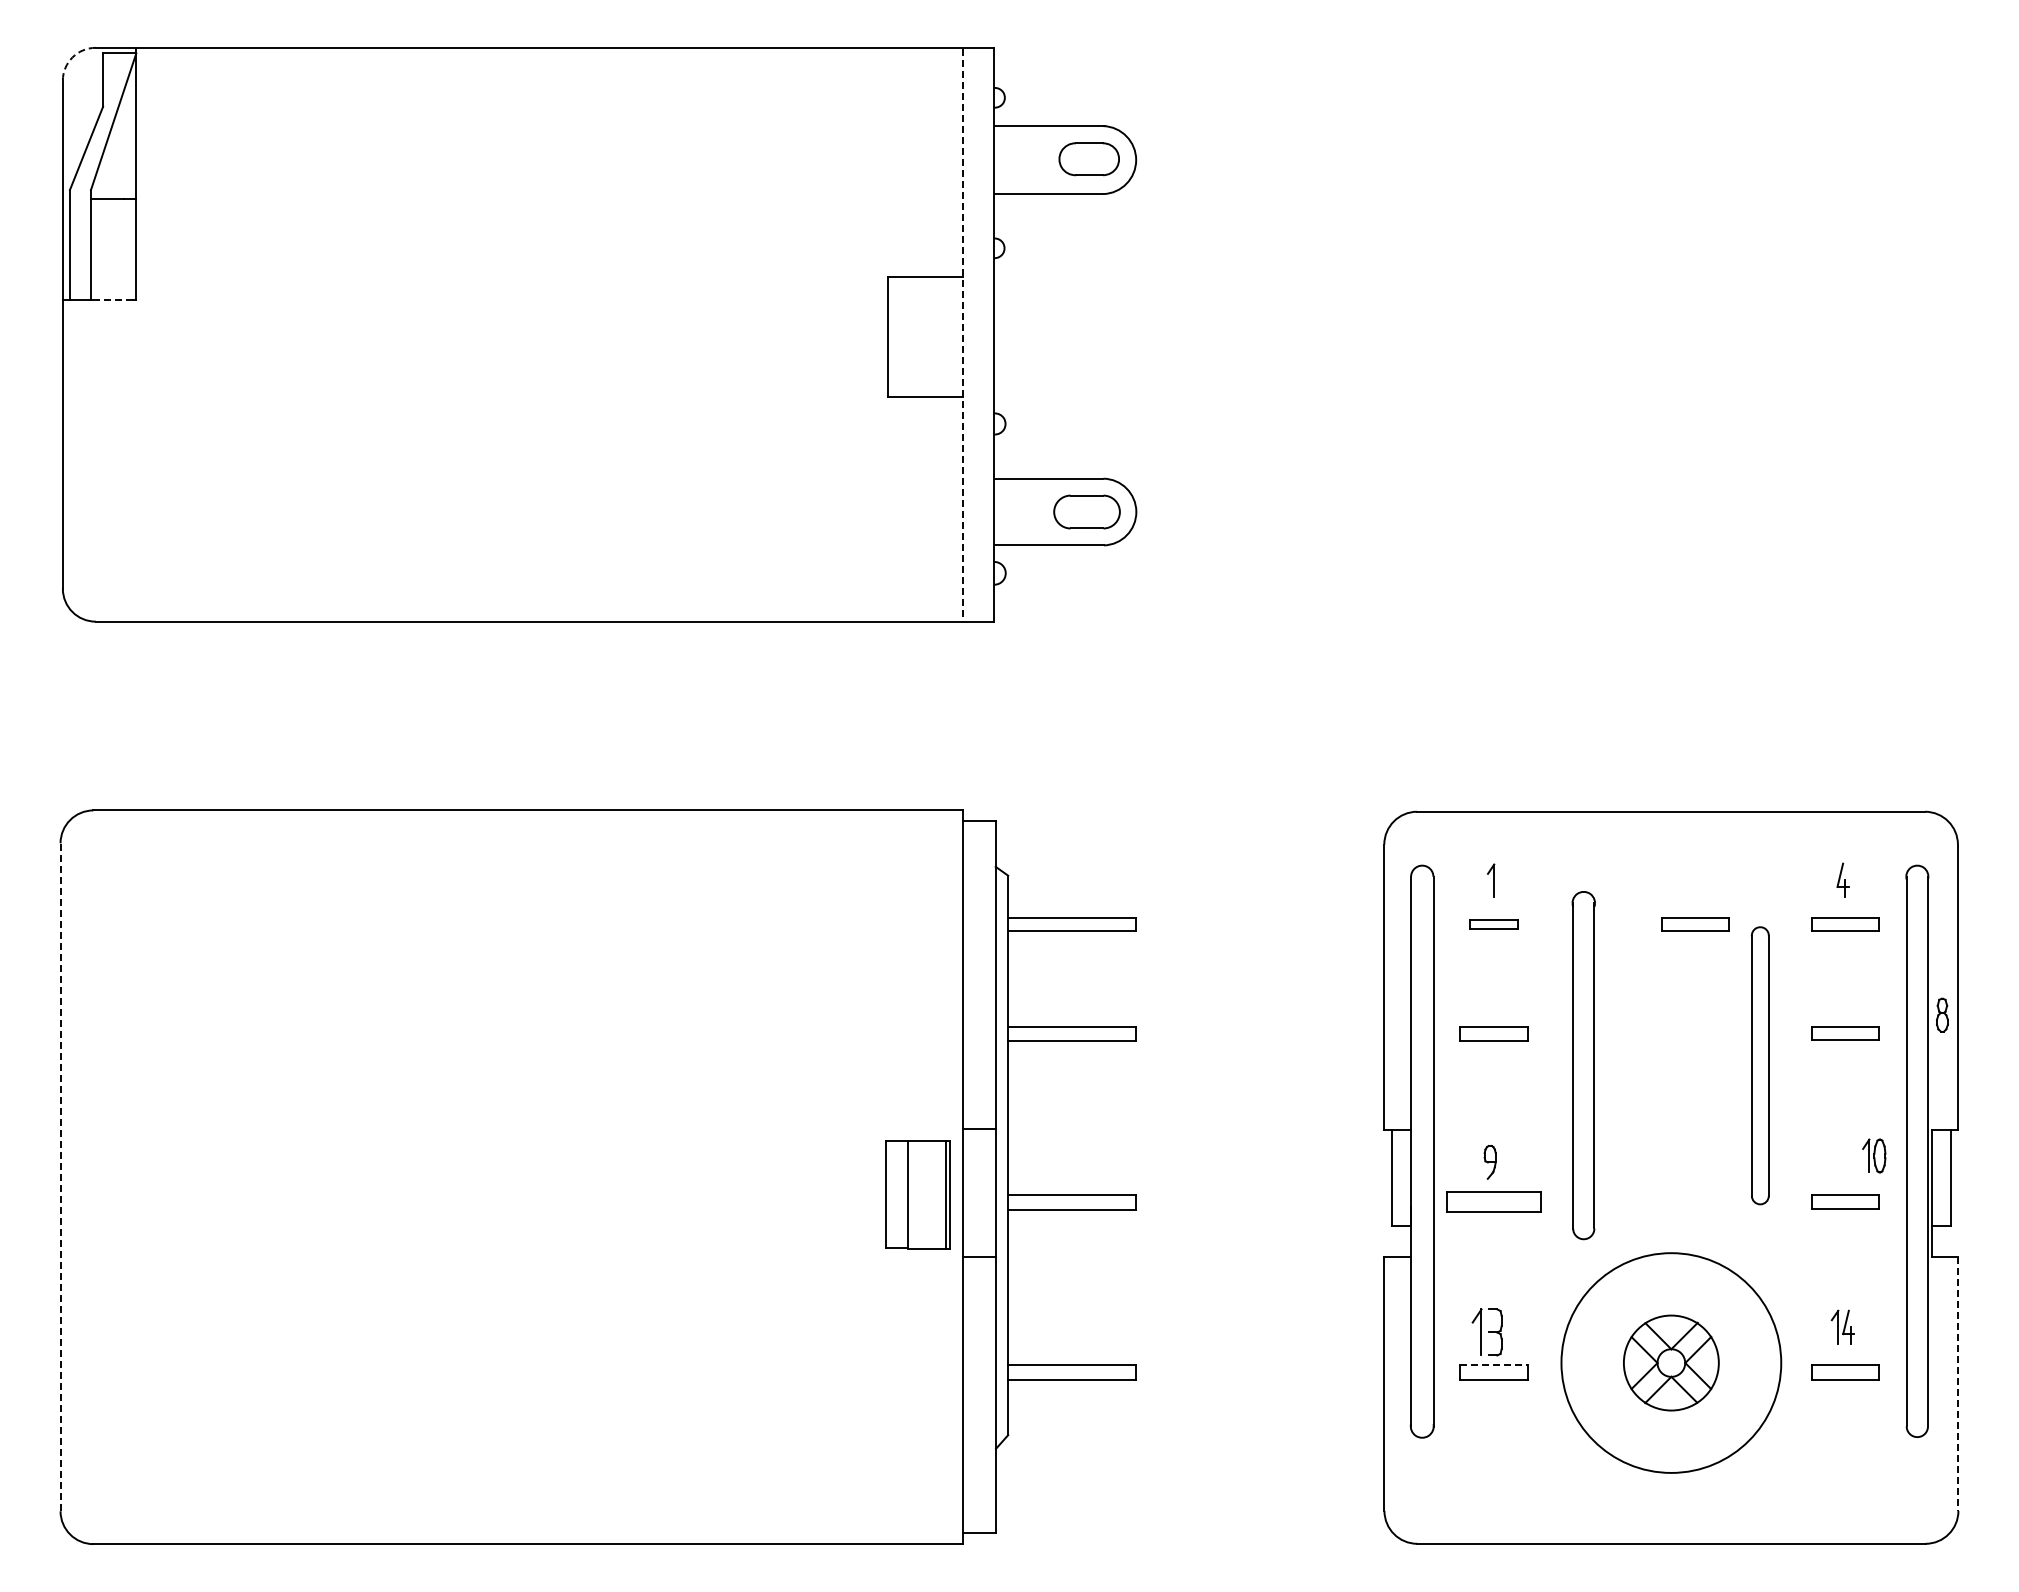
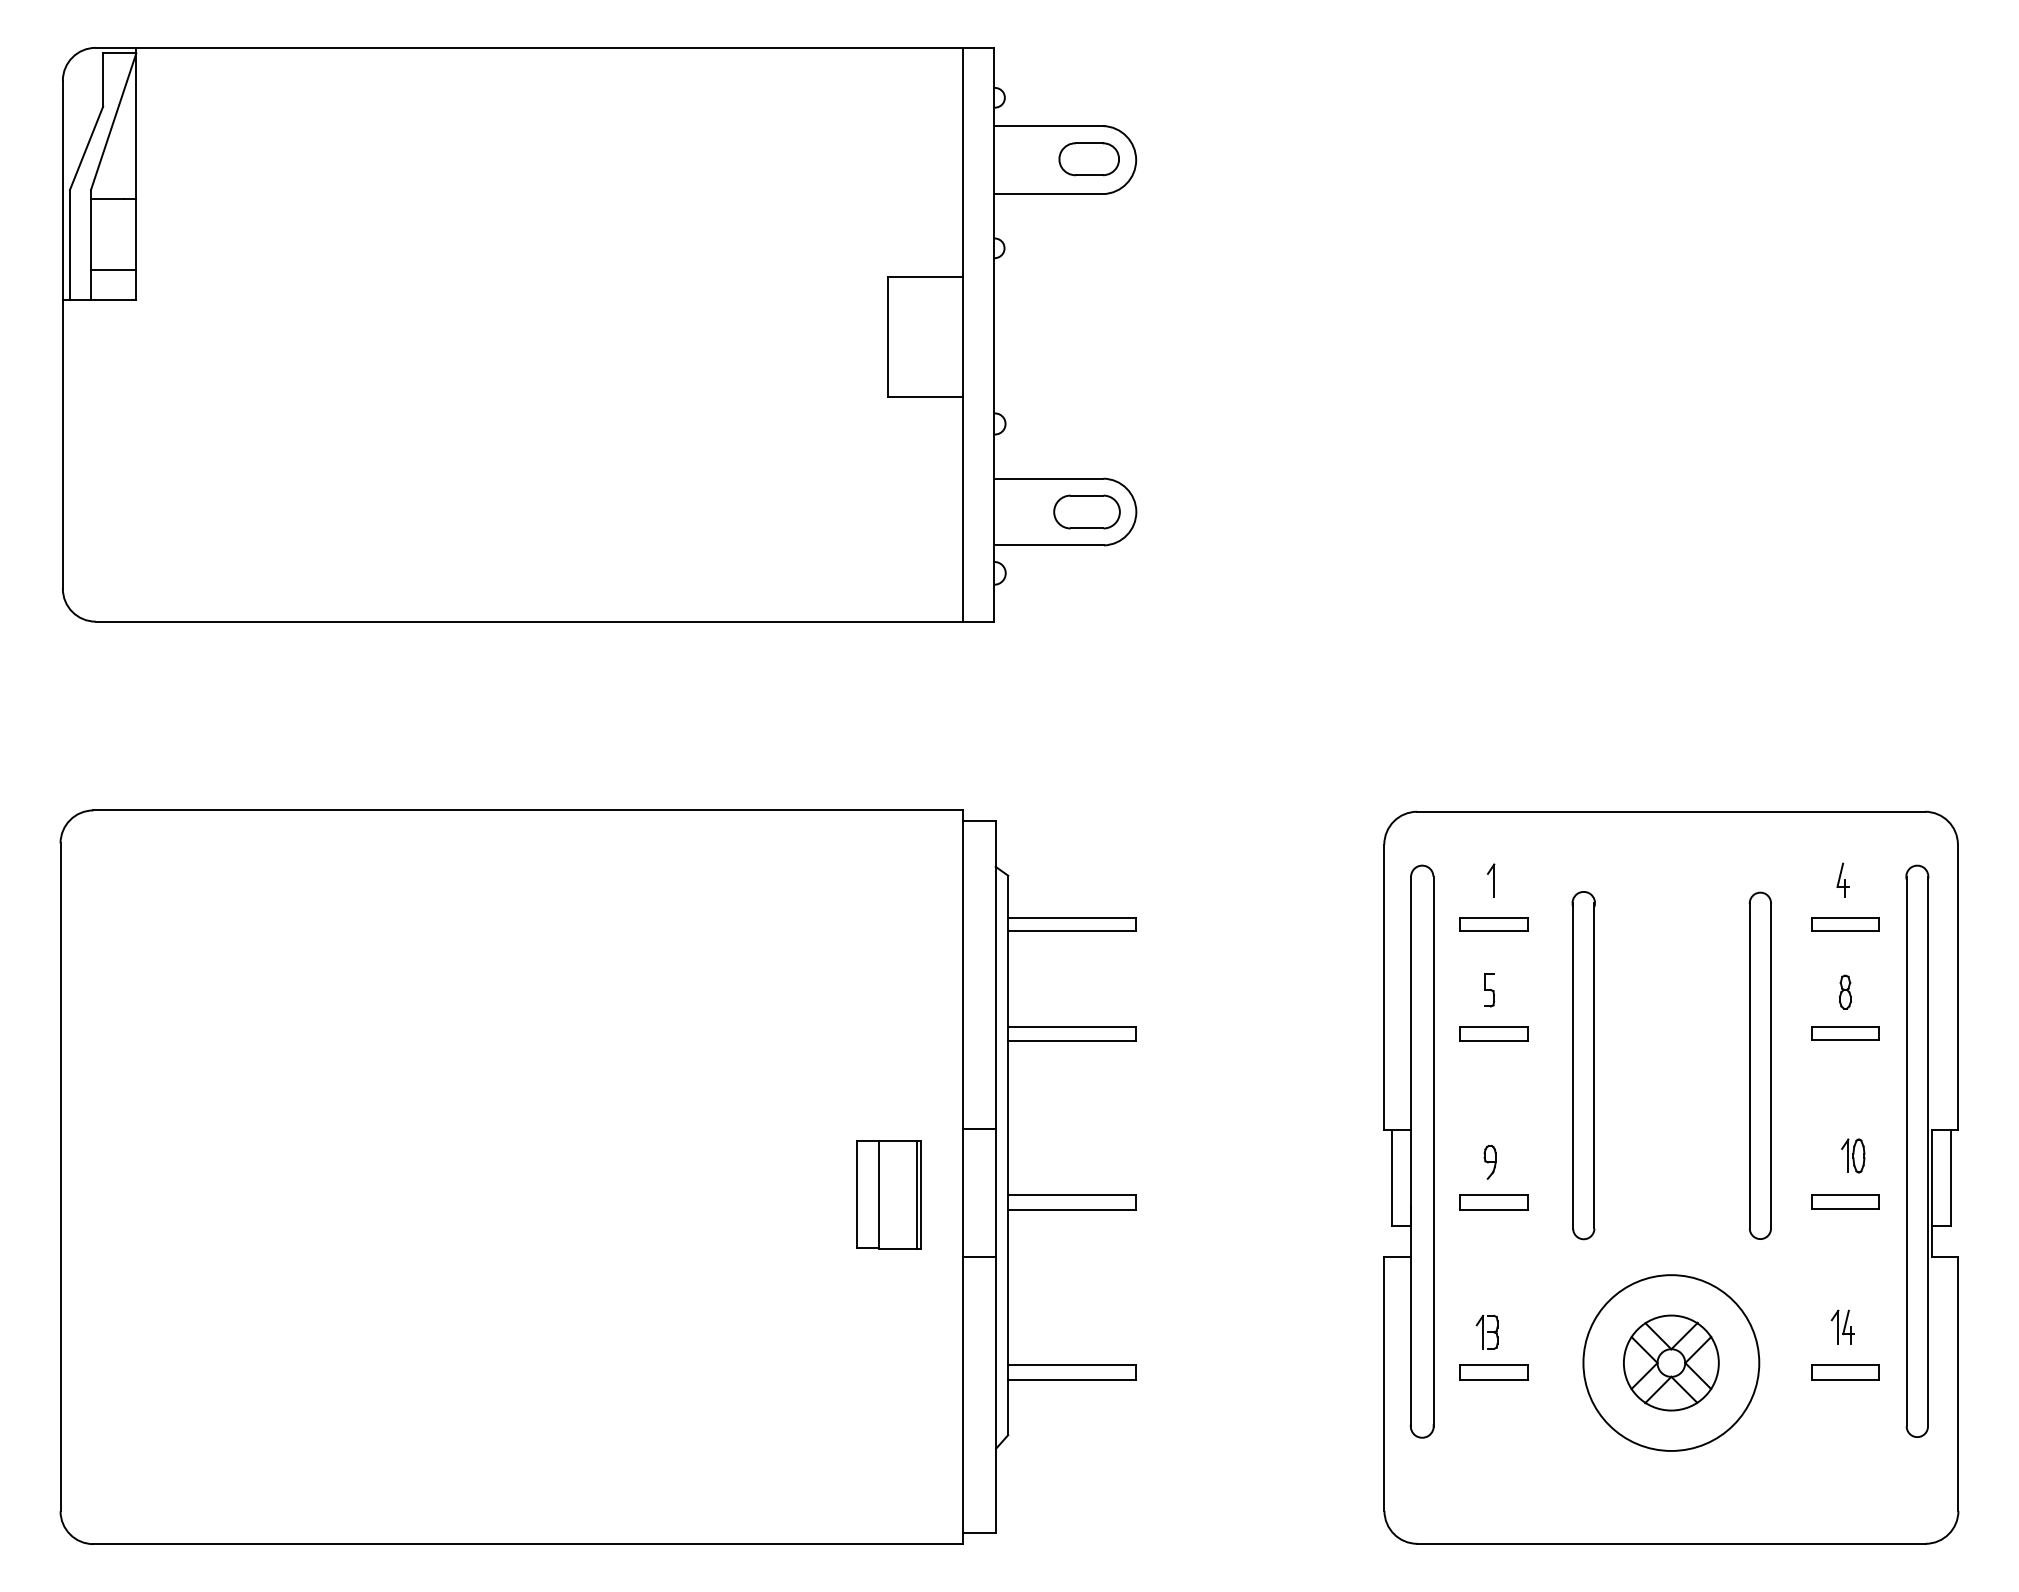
arc: dashed -> solid (72, 57)
line: none -> present (113, 269)
line: dashed -> solid (113, 299)
line: dashed -> solid (962, 335)
part size: 50x11 px -> 70x15 px (1493, 924)
part: present -> none (1695, 924)
part: none -> present (1489, 990)
part position: (1942, 1014) -> (1845, 991) (1845, 991)
part size: 20x280 px -> 24x349 px (1759, 1065)
part position: (1874, 1155) -> (1853, 1155) (1853, 1155)
line: dashed -> solid (60, 1177)
part position: (917, 1194) -> (888, 1194) (888, 1194)
part size: 96x22 px -> 70x17 px (1493, 1202)
part size: 32x49 px -> 24x36 px (1486, 1331)
circle diameter: 220 px -> 176 px (1671, 1362)
line: dashed -> solid (1494, 1365)
line: dashed -> solid (1958, 1384)
